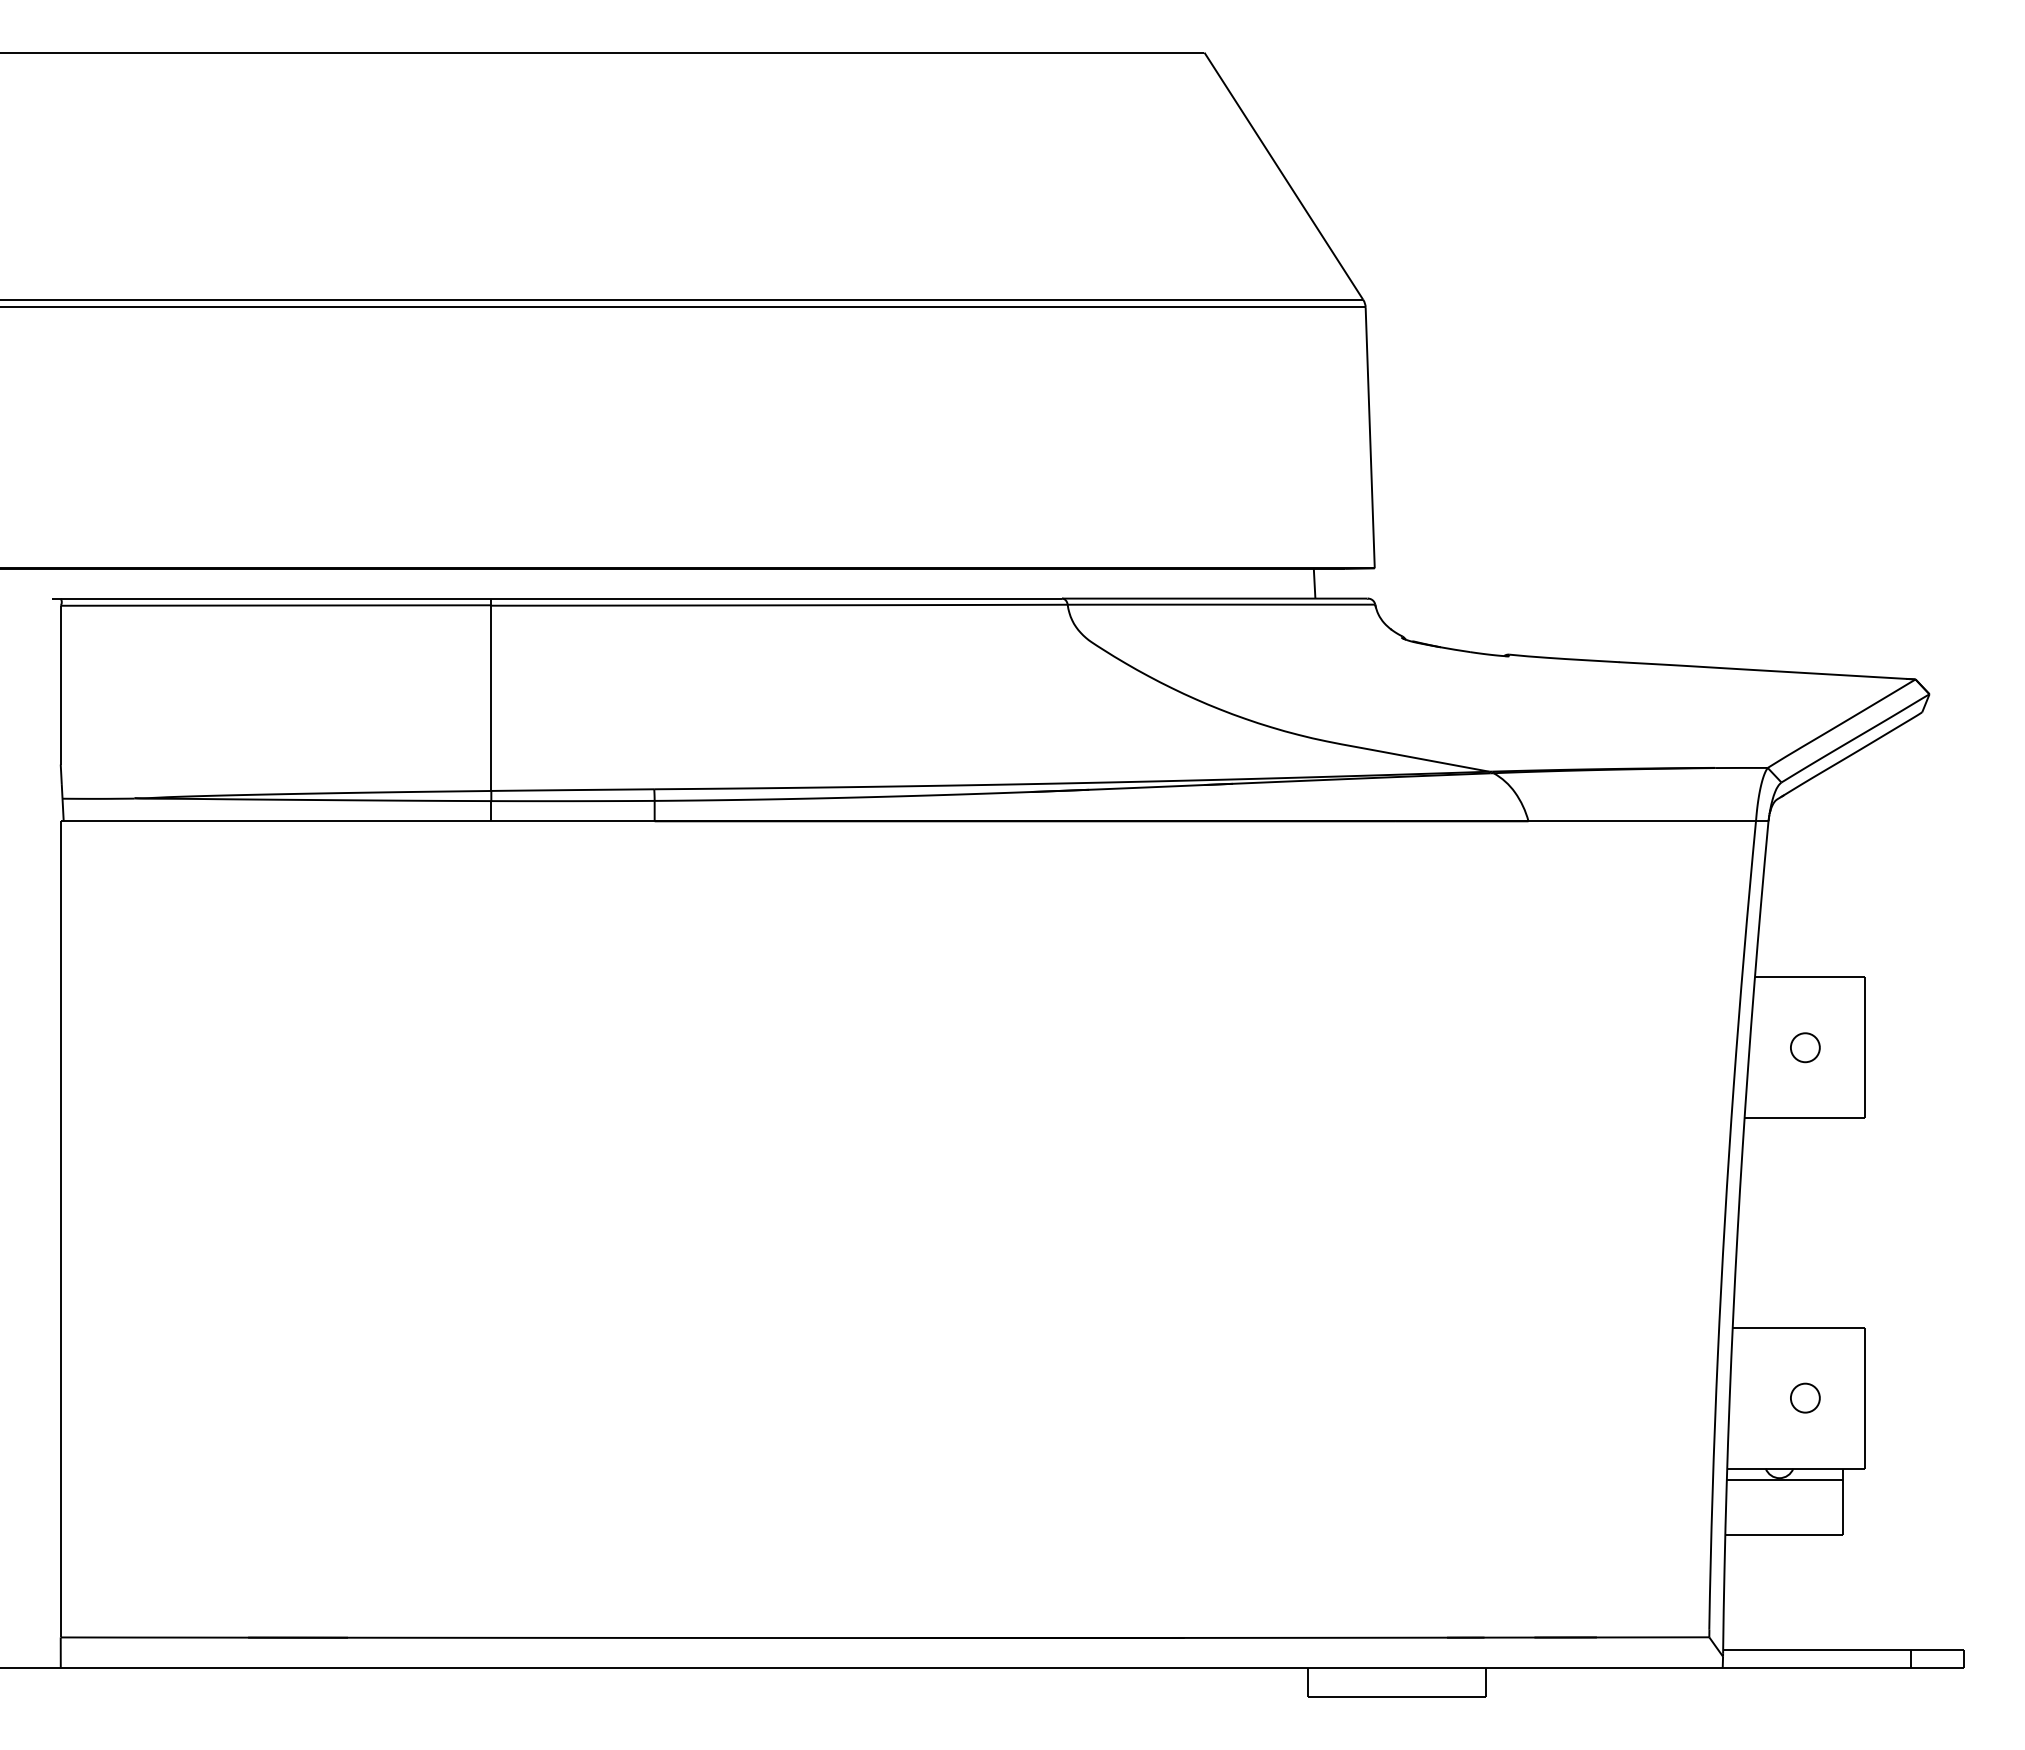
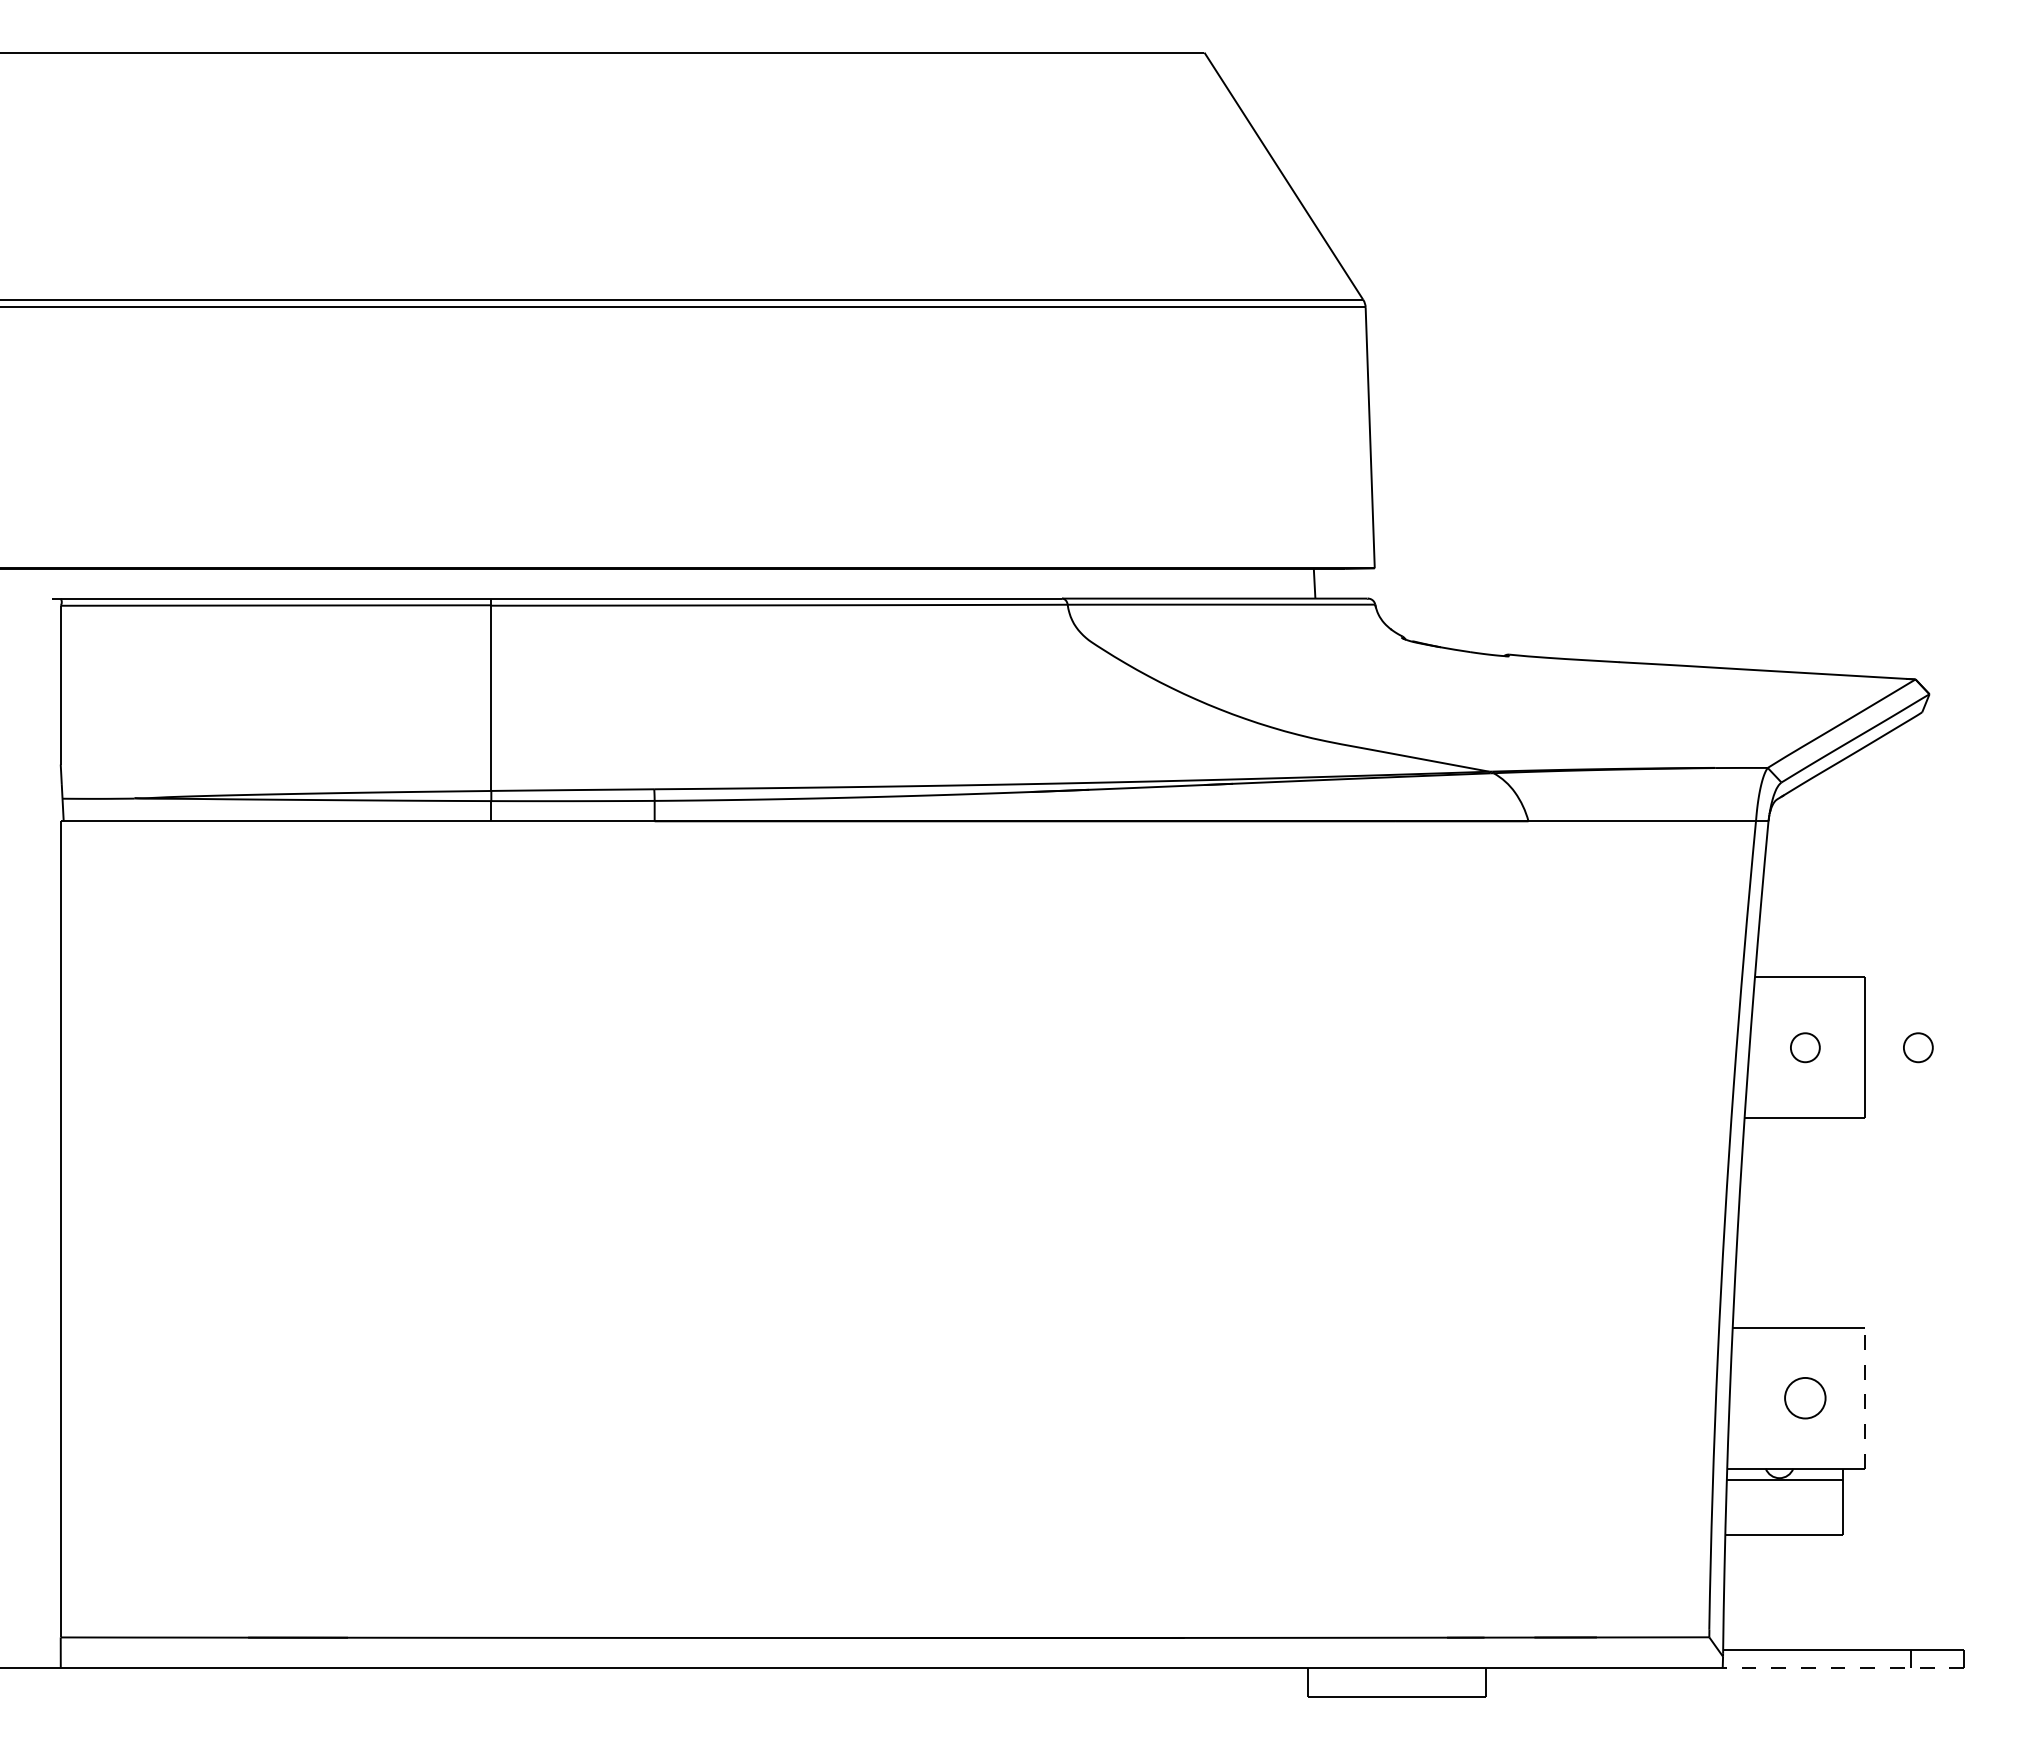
circle: none -> present (1918, 1047)
circle size: 31x32 px -> 43x43 px (1805, 1398)
line: solid -> dashed (1864, 1398)
line: solid -> dashed (1843, 1667)
